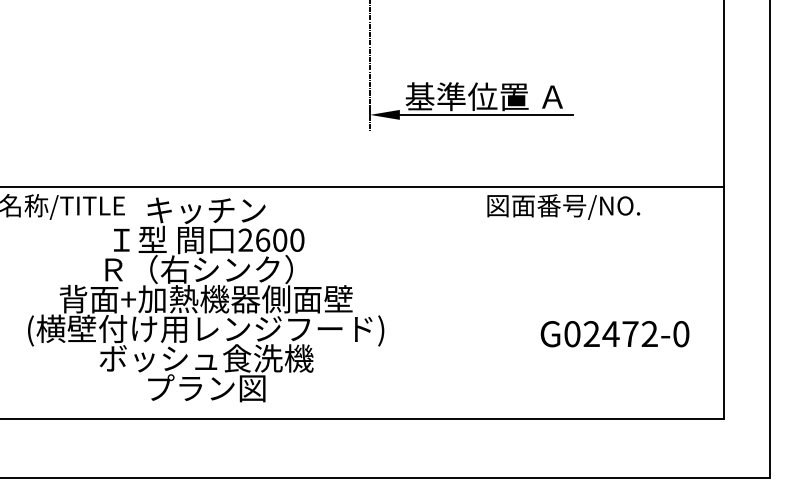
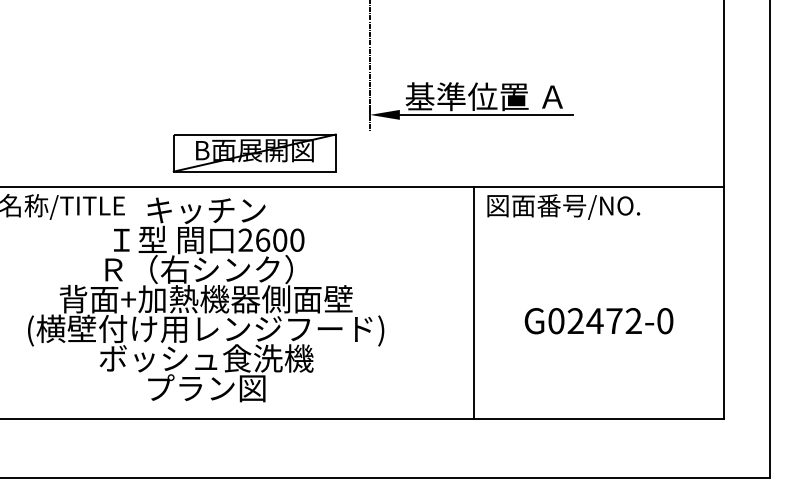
part: none -> present (254, 152)
line: none -> present (473, 302)
text position: (614, 334) -> (598, 321) (598, 321)
